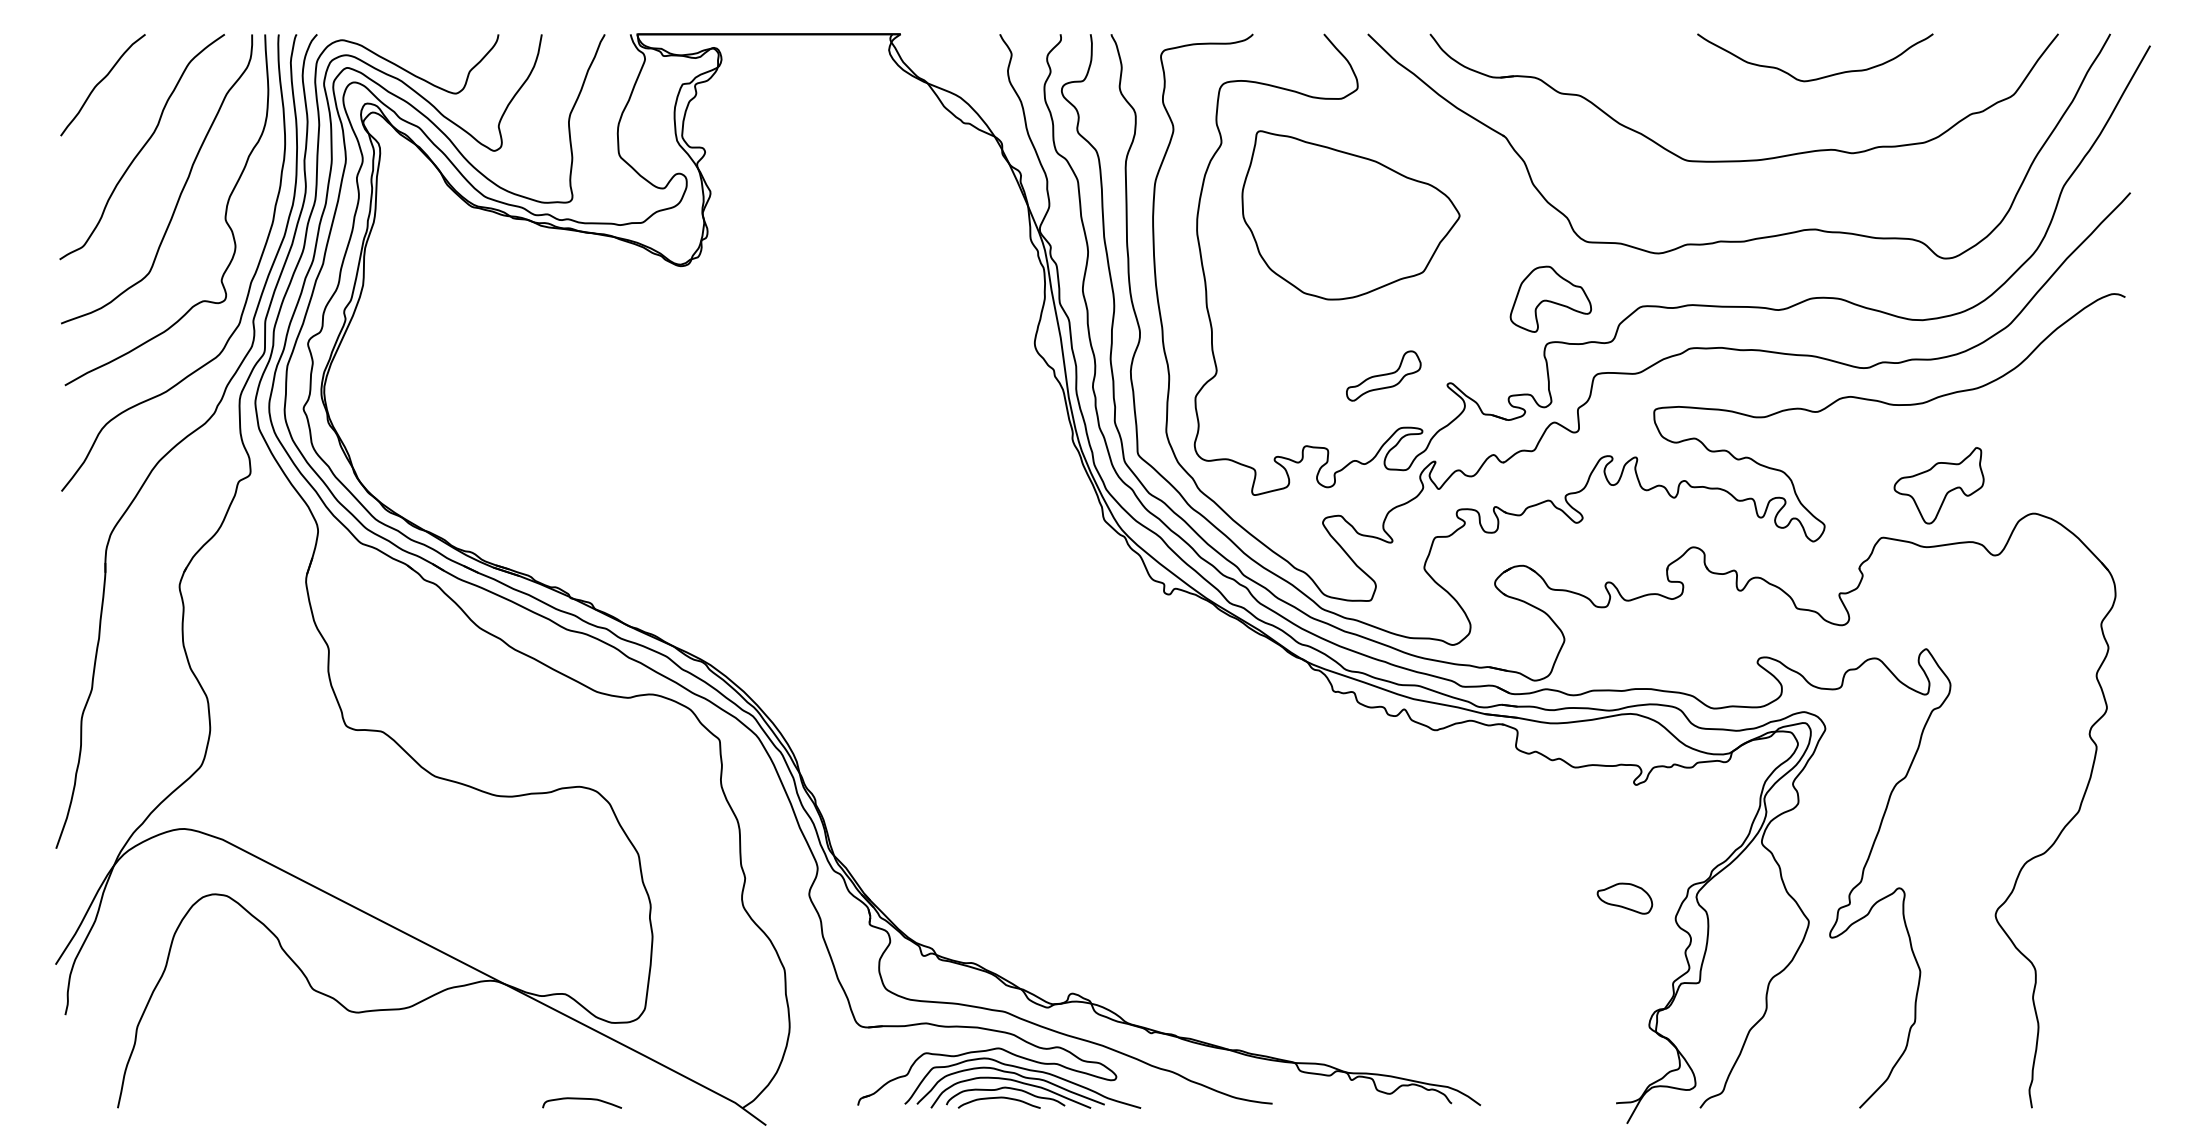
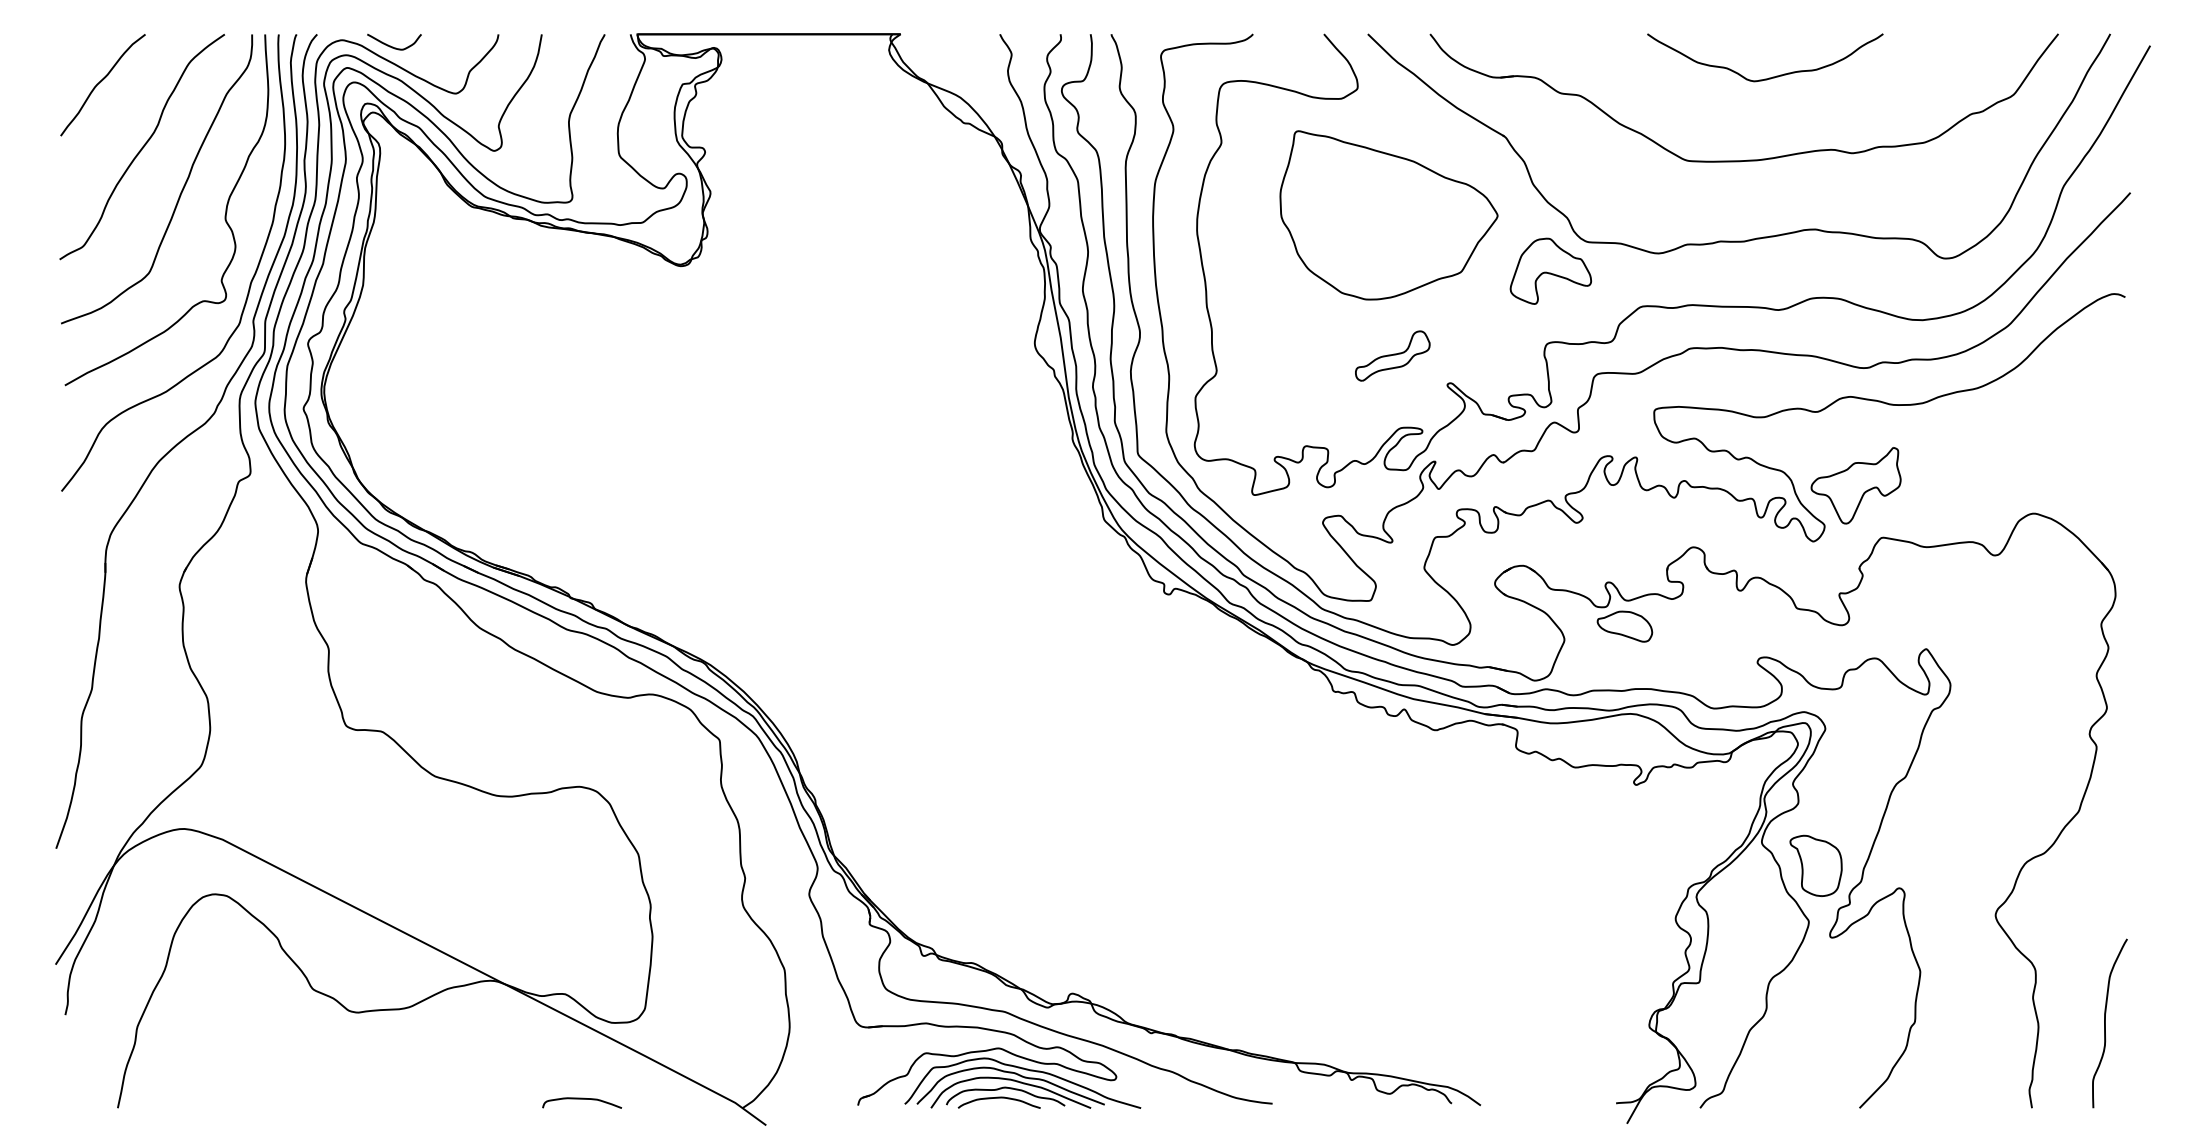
curve: none -> present (393, 46)
curve position: (1822, 76) -> (1772, 76) (1772, 76)
part position: (1350, 215) -> (1388, 215) (1388, 215)
part position: (1550, 298) -> (1550, 270) (1550, 270)
part position: (1383, 375) -> (1392, 355) (1392, 355)
part position: (1938, 485) -> (1855, 485) (1855, 485)
part: none -> present (1815, 865)
part position: (1624, 898) -> (1624, 626) (1624, 626)
curve: none -> present (2105, 1023)
